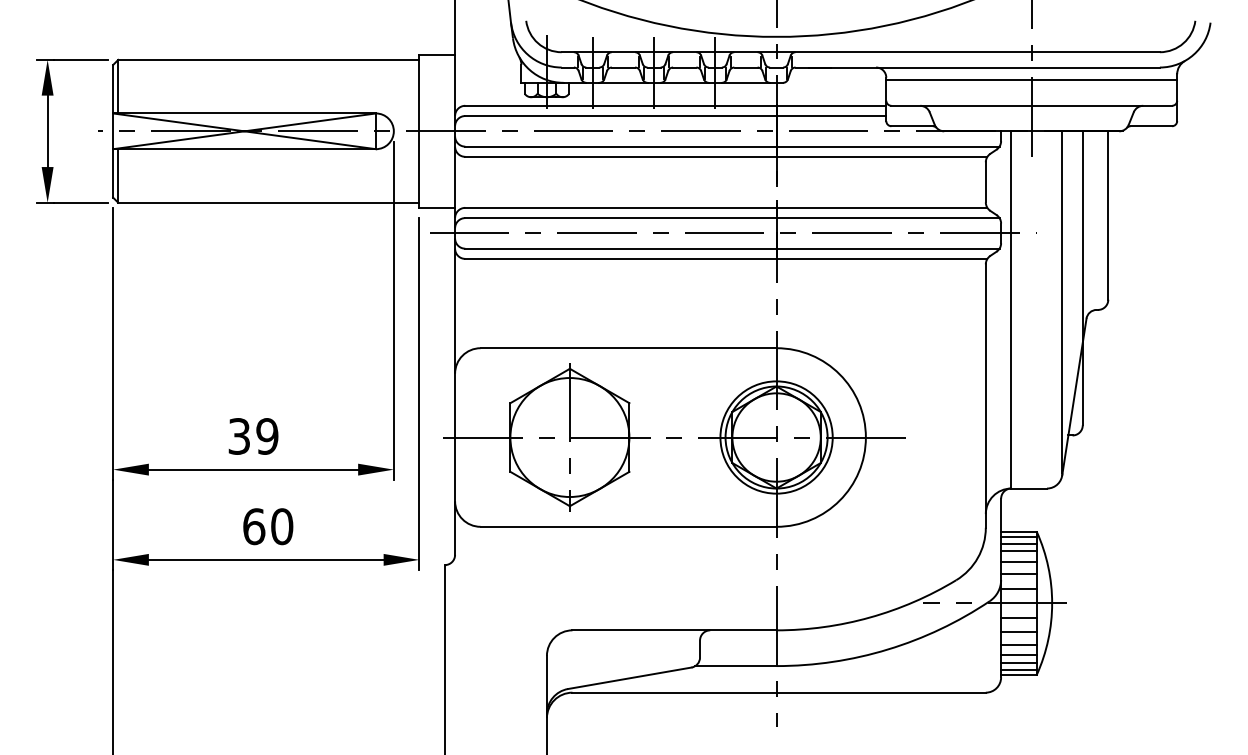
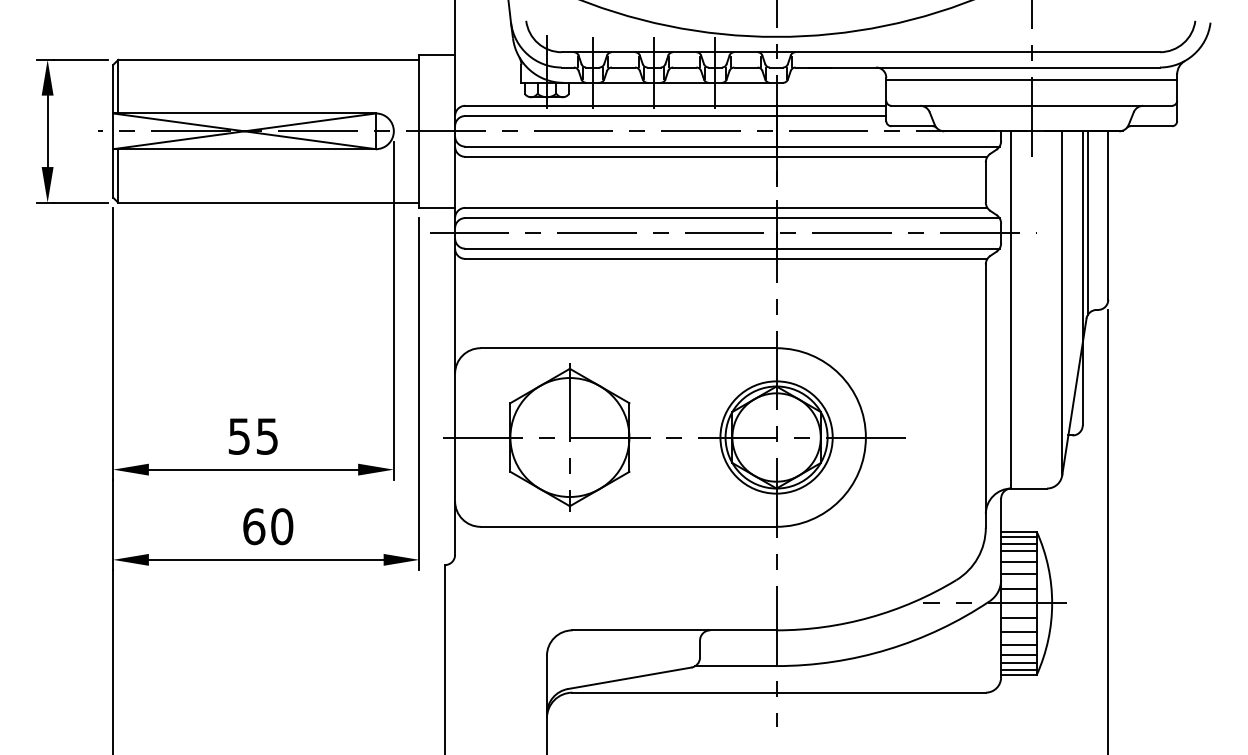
line: none -> present (1087, 222)
text: 39 -> 55 (253, 436)
line: none -> present (1108, 530)
